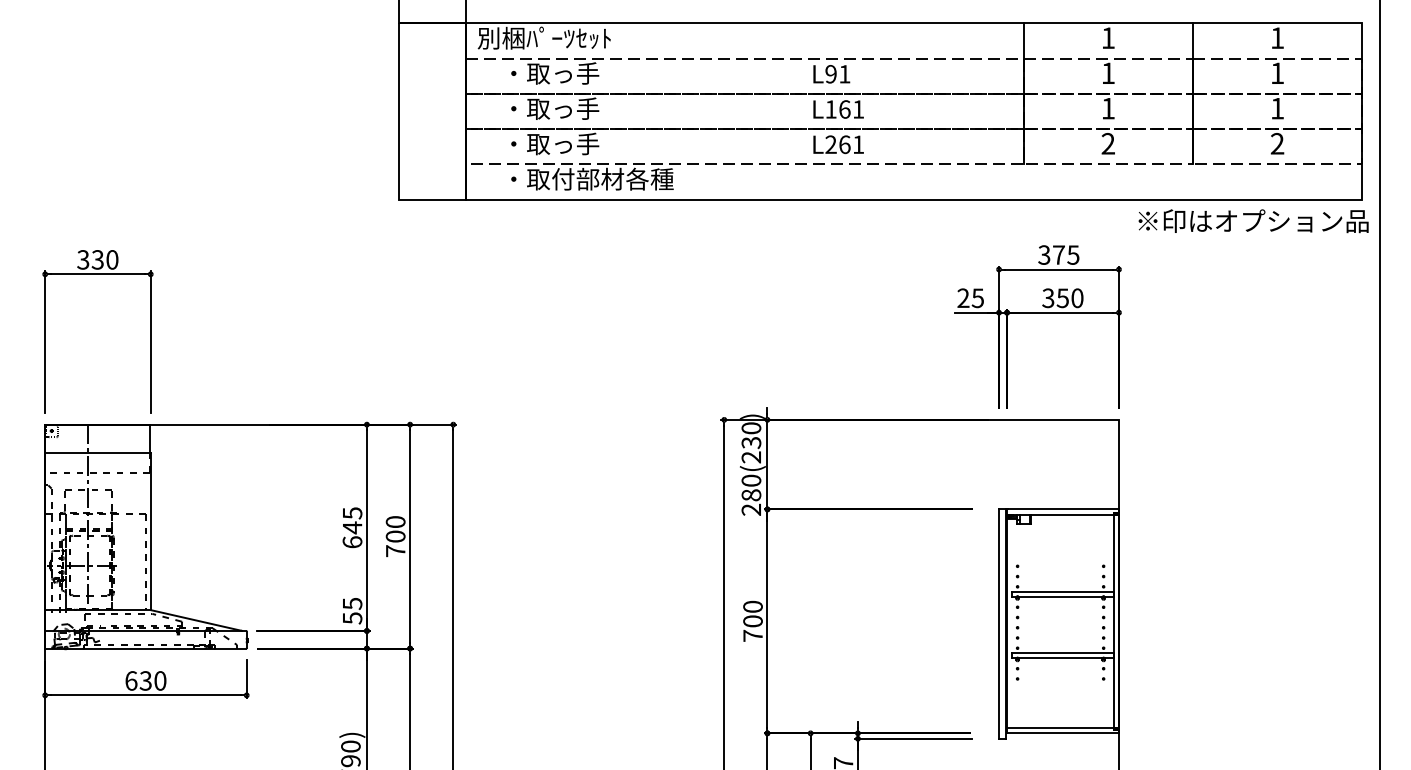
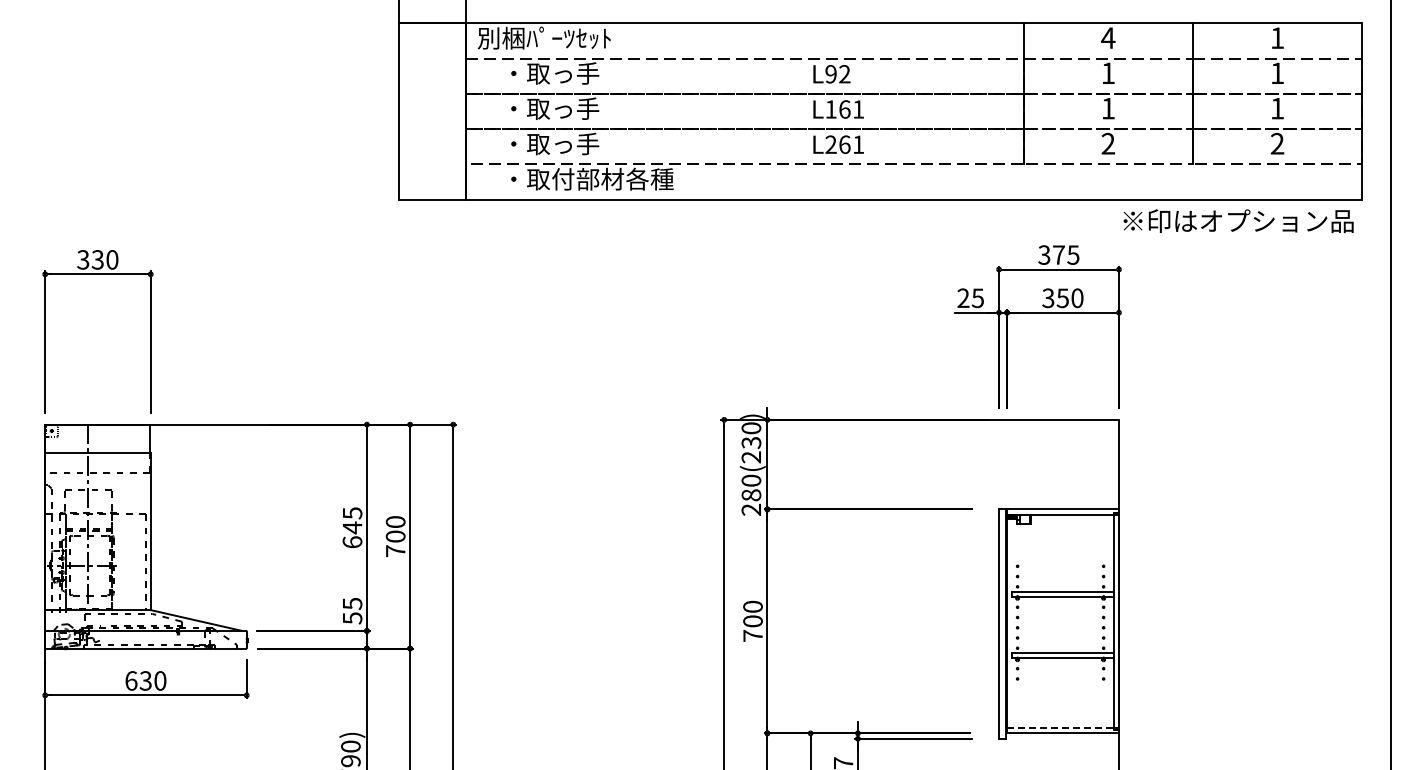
text: 1 -> 4 (1108, 37)
text: L91 -> L92 (844, 74)
text position: (1253, 221) -> (1238, 221) (1238, 221)
line position: (1379, 384) -> (1390, 384) (1390, 384)
line: solid -> dashed (1061, 728)
